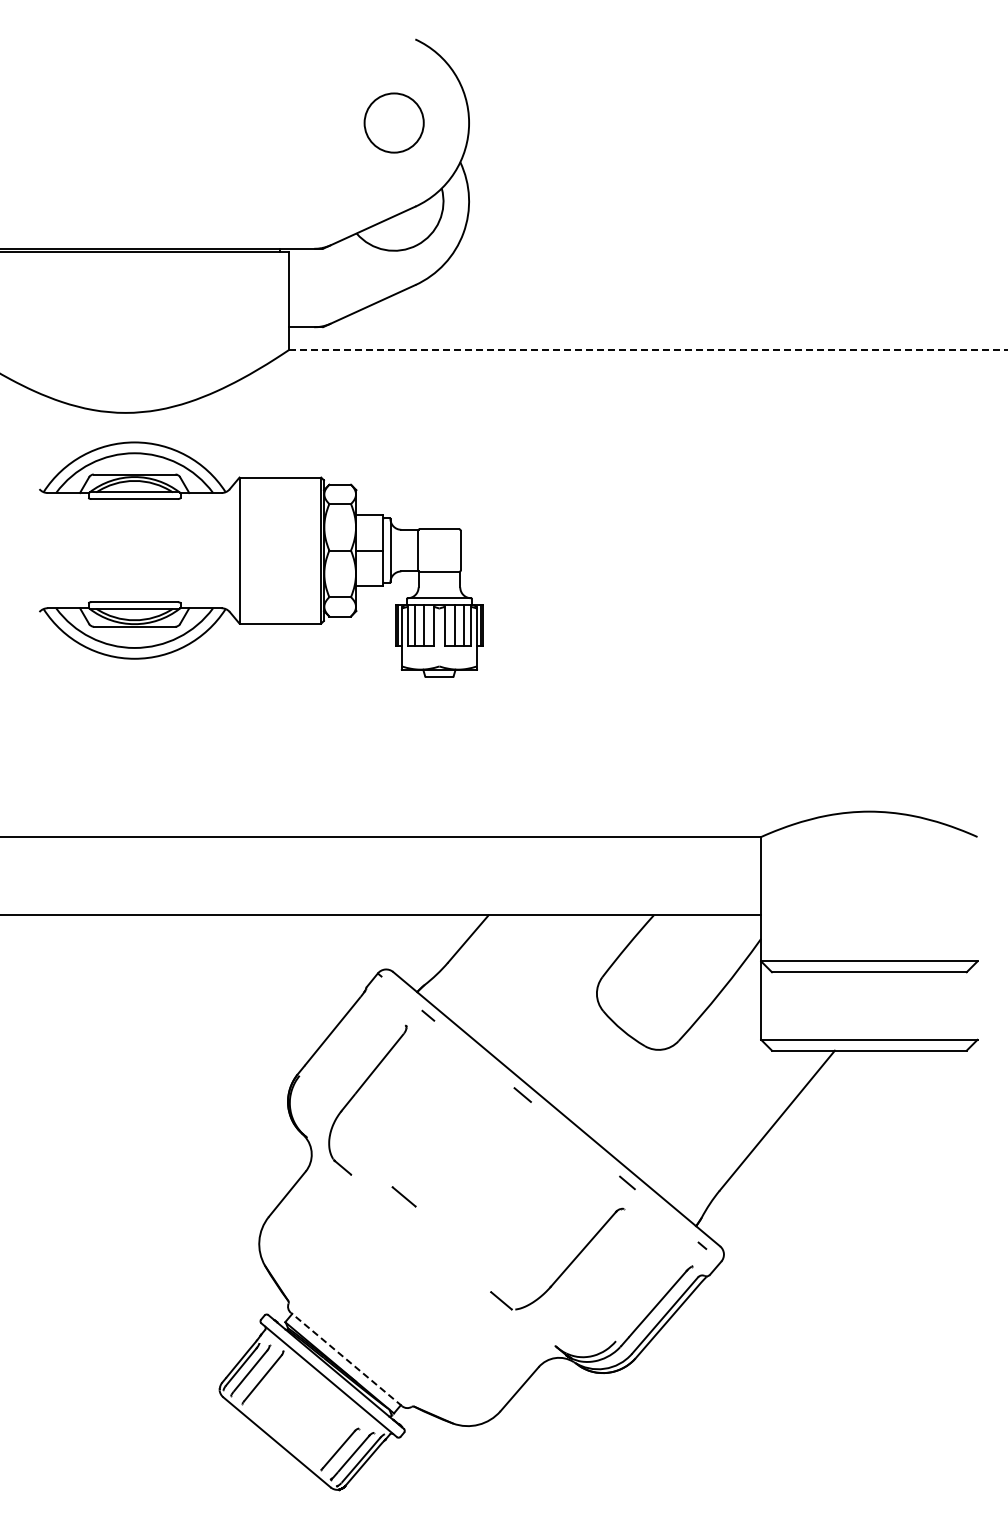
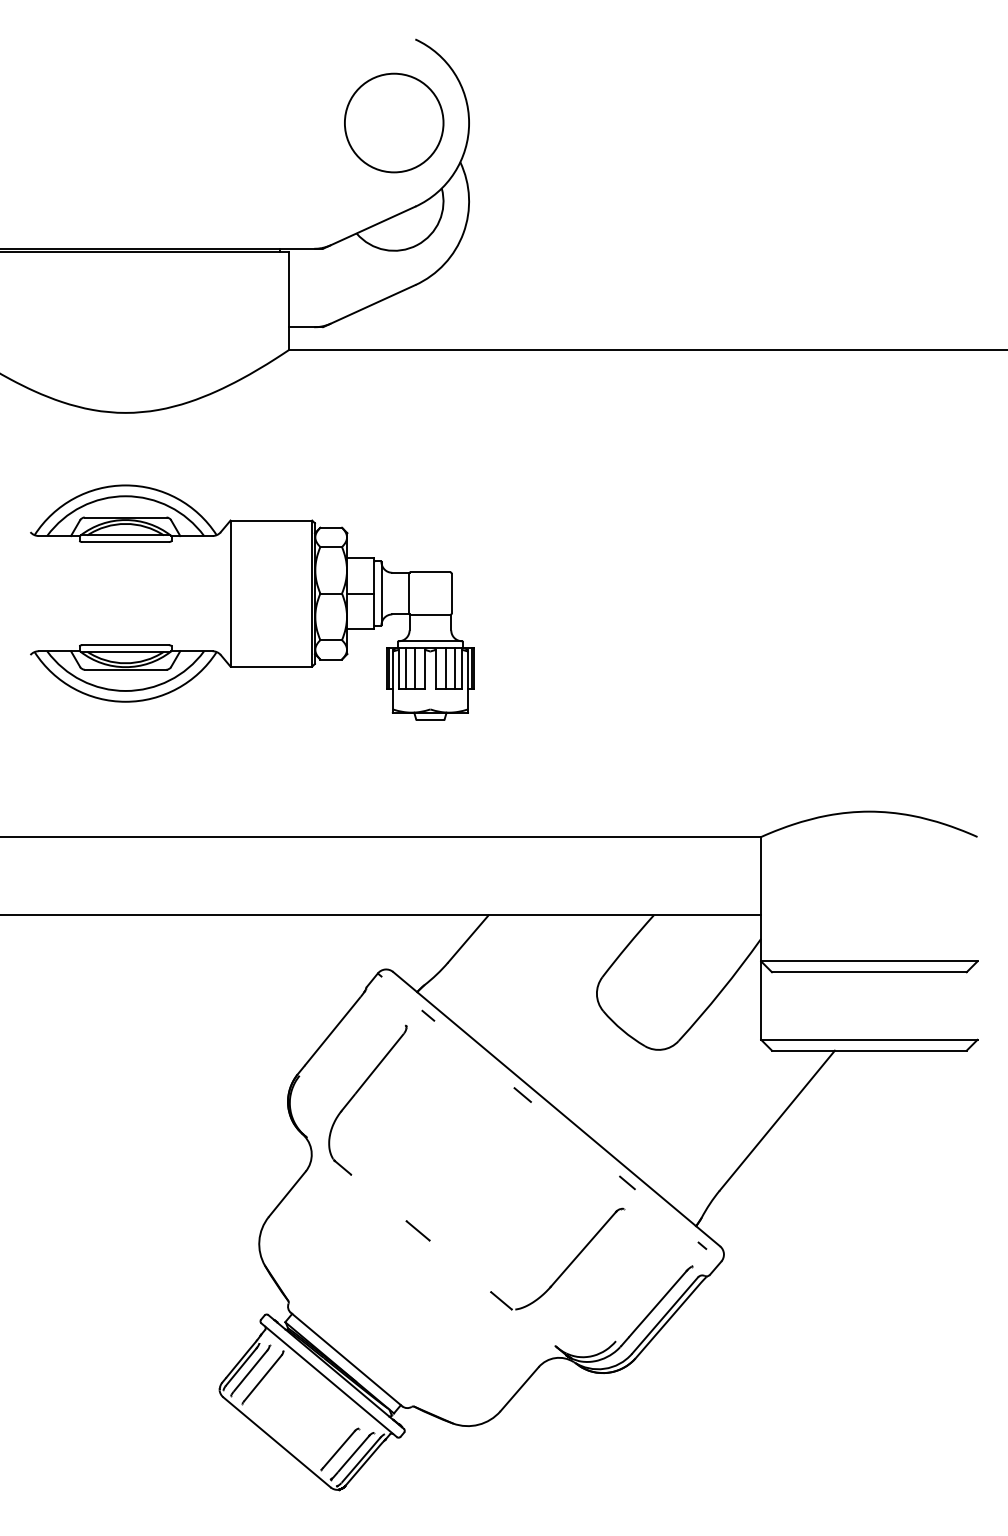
circle diameter: 59 px -> 99 px (393, 122)
line: dashed -> solid (648, 350)
part position: (261, 559) -> (252, 602) (252, 602)
line position: (403, 1196) -> (417, 1230) (417, 1230)
line: dashed -> solid (346, 1359)
